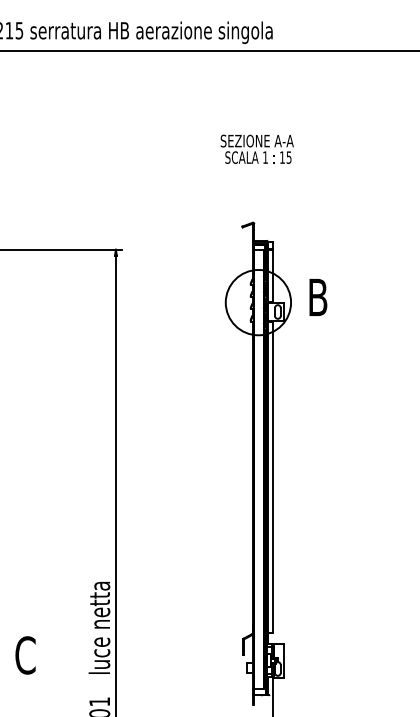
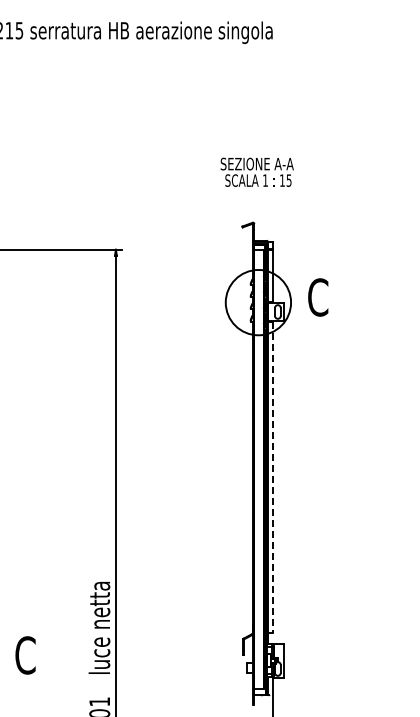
line: present -> none (209, 51)
text position: (256, 148) -> (256, 171) (256, 171)
text: B -> C (318, 297)
line: solid -> dashed (272, 477)
